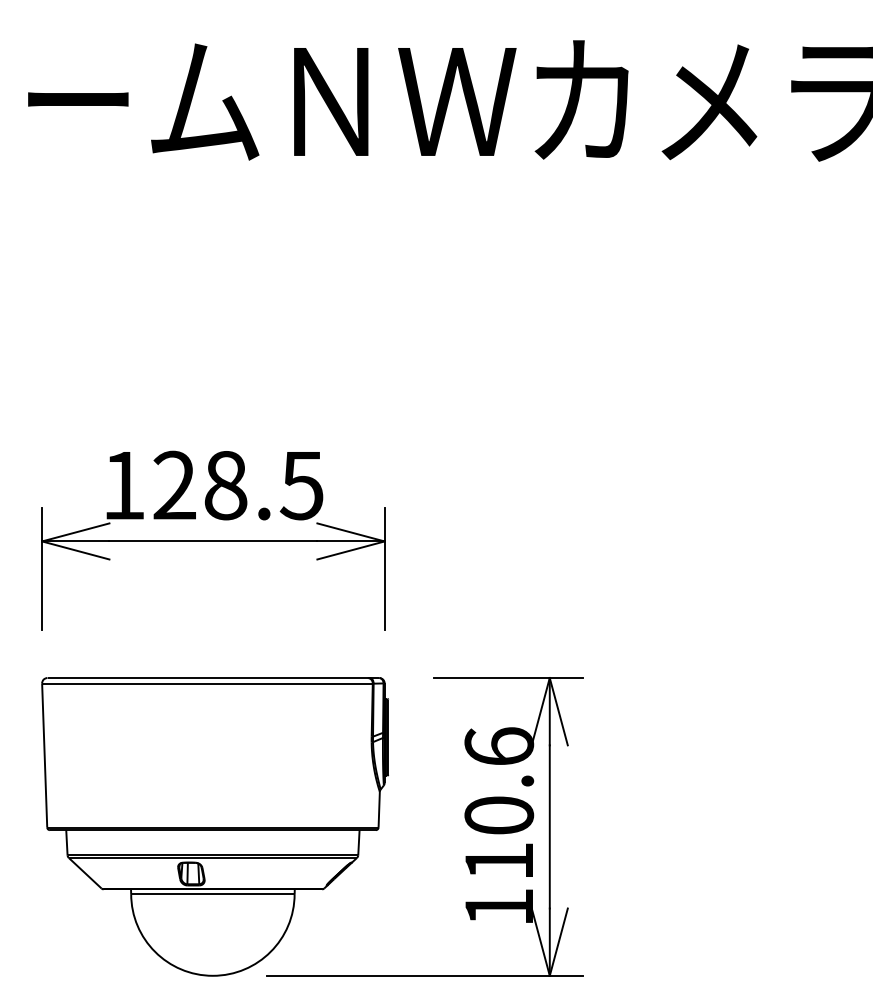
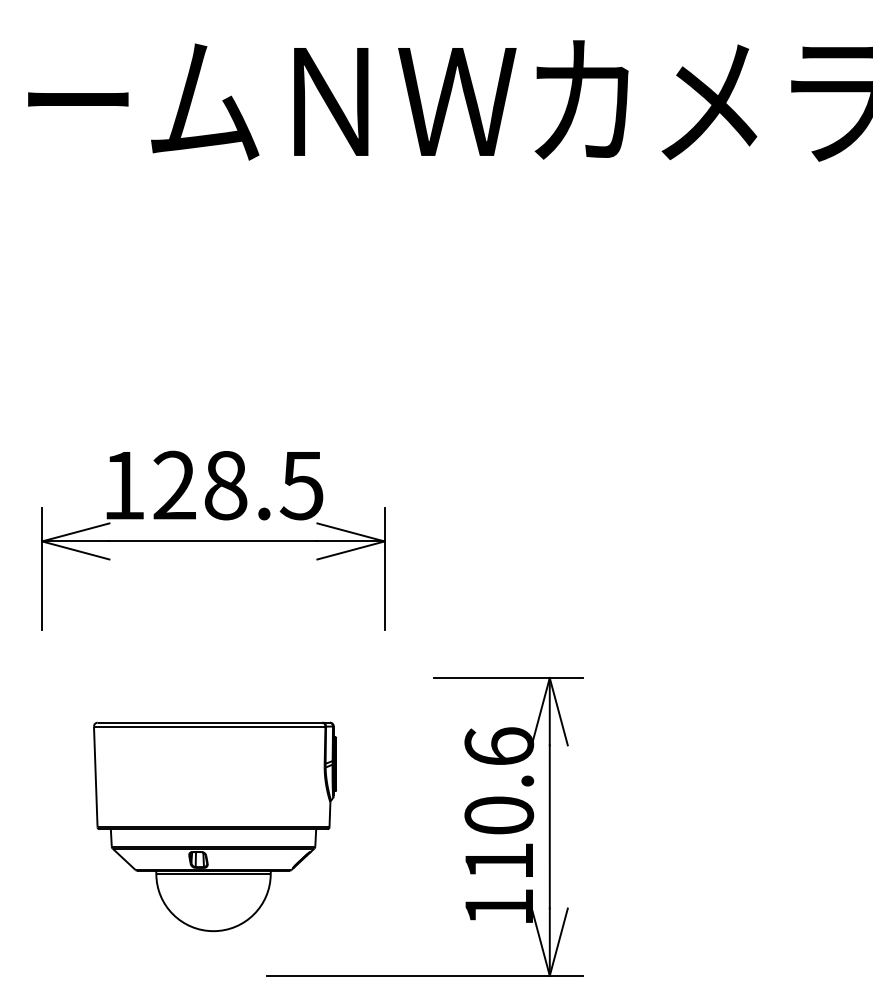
part size: 348x300 px -> 244x212 px (214, 826)
